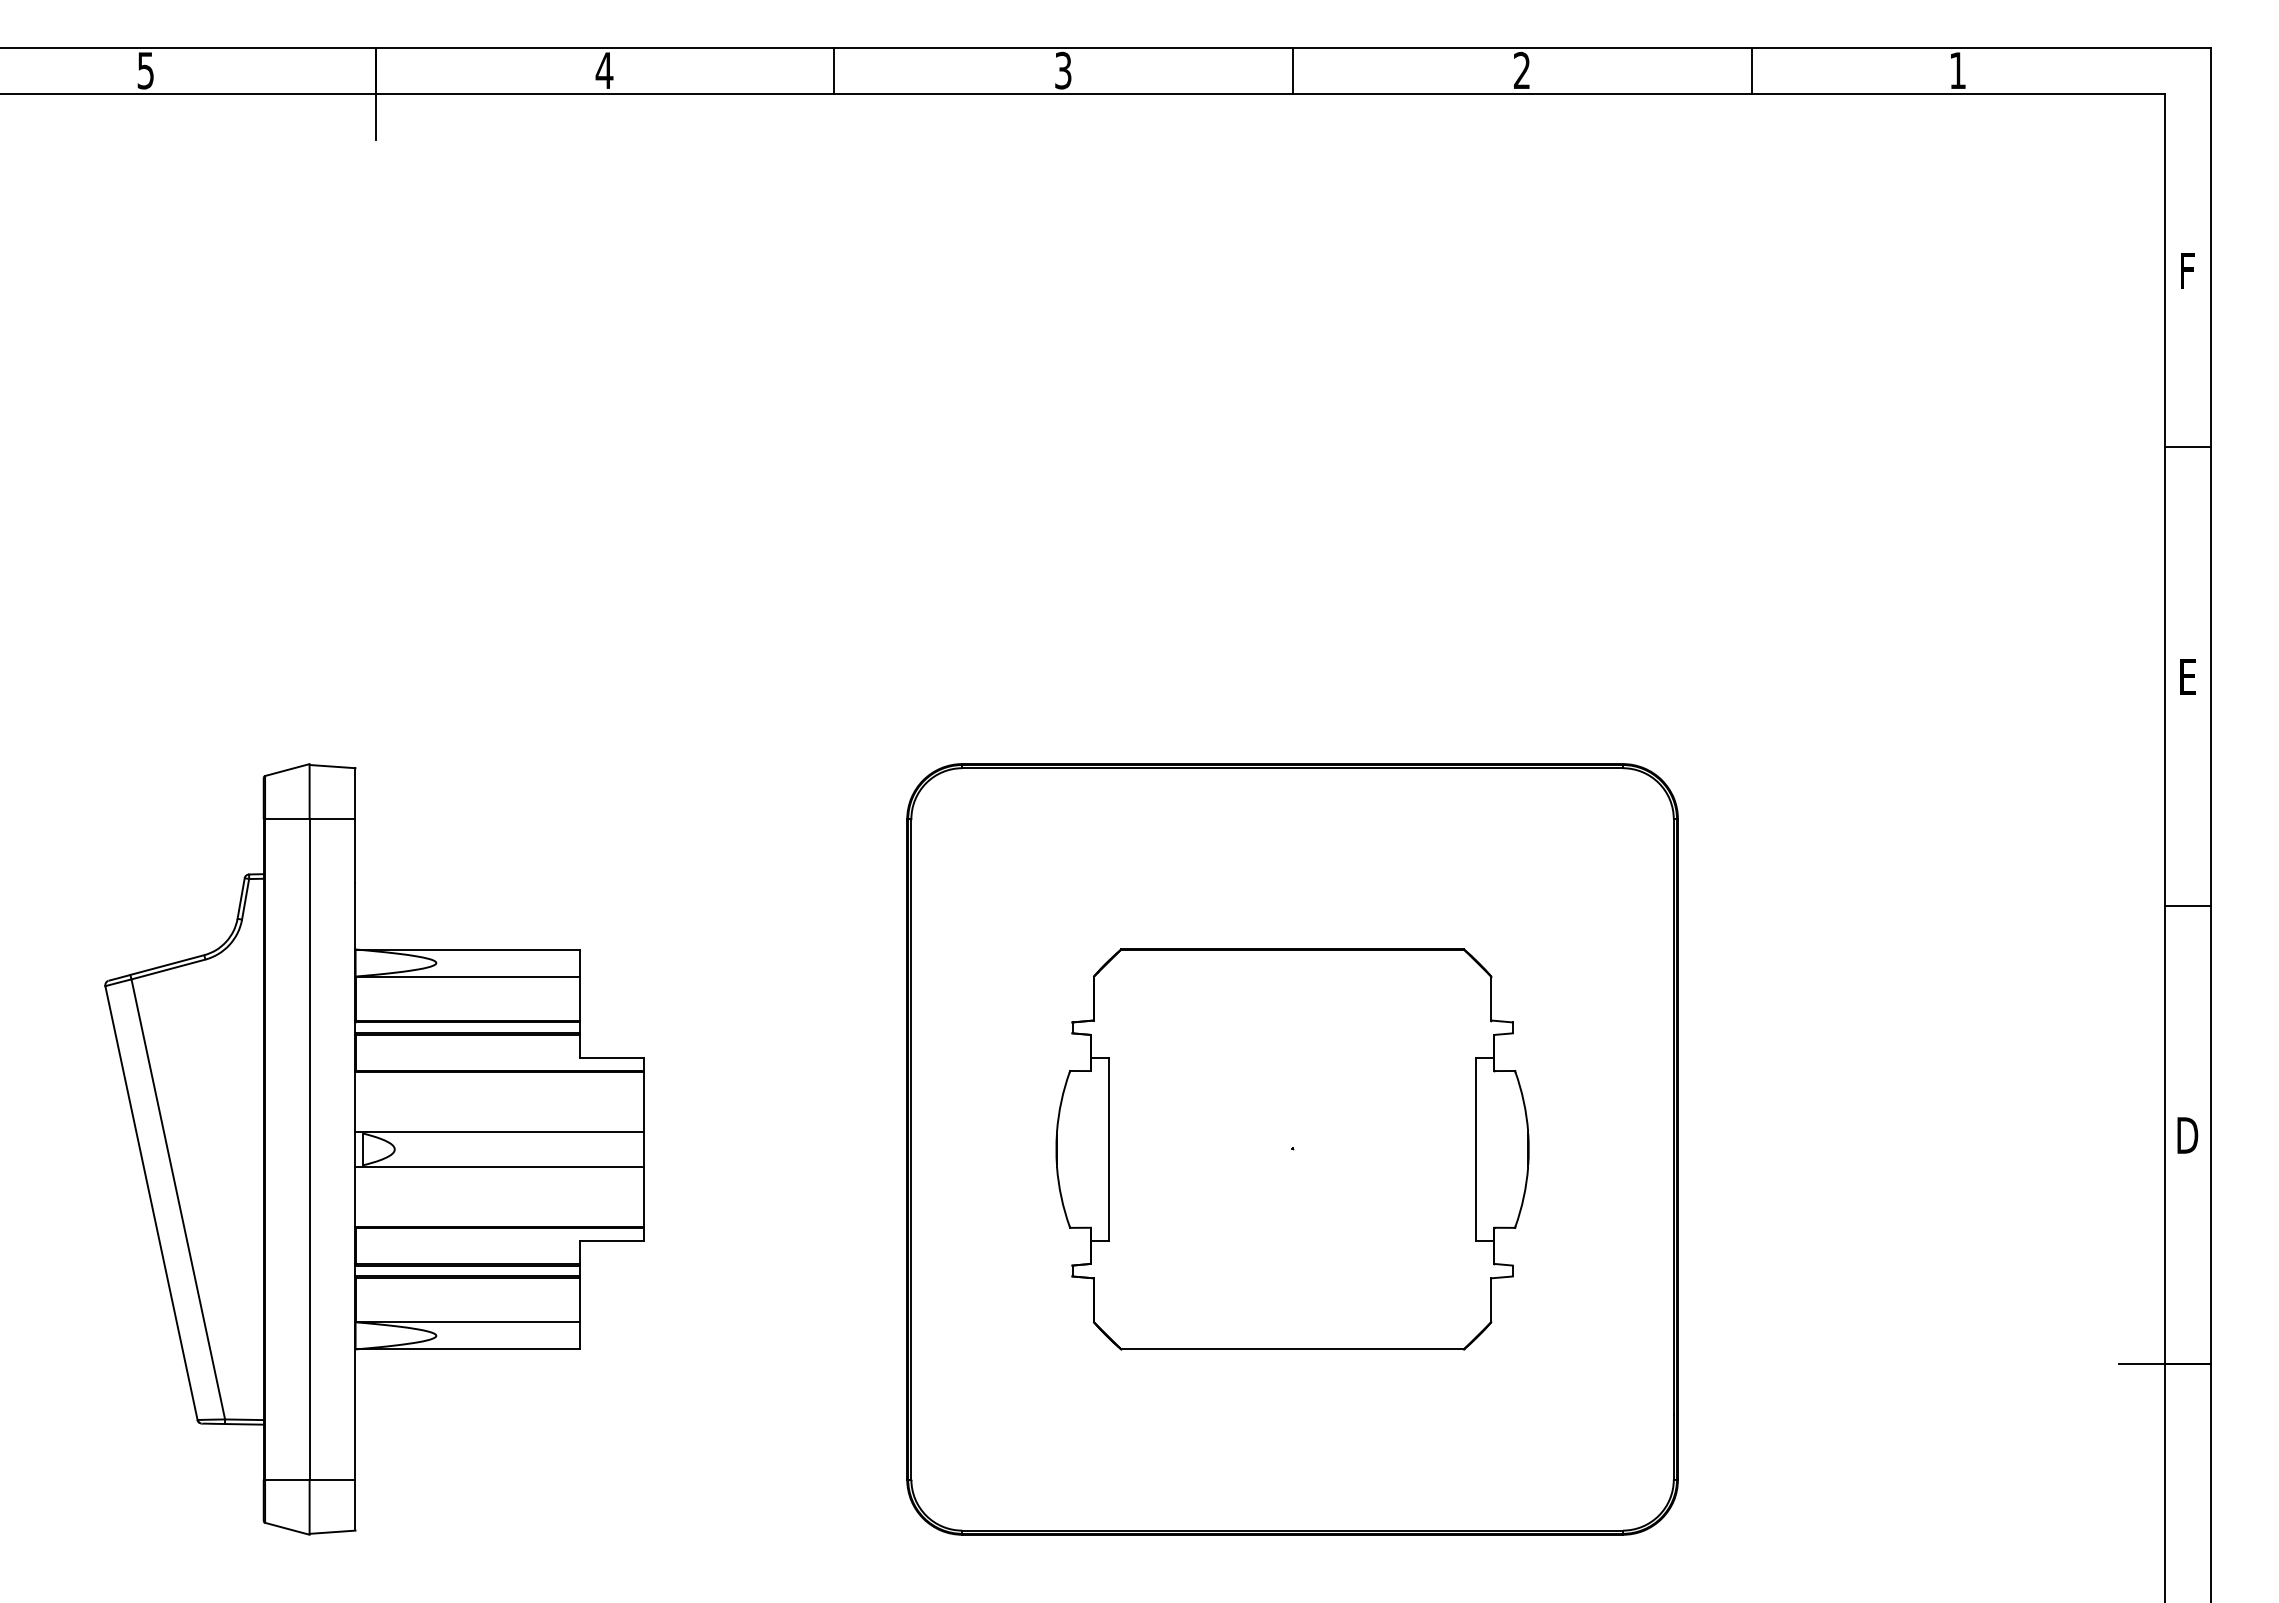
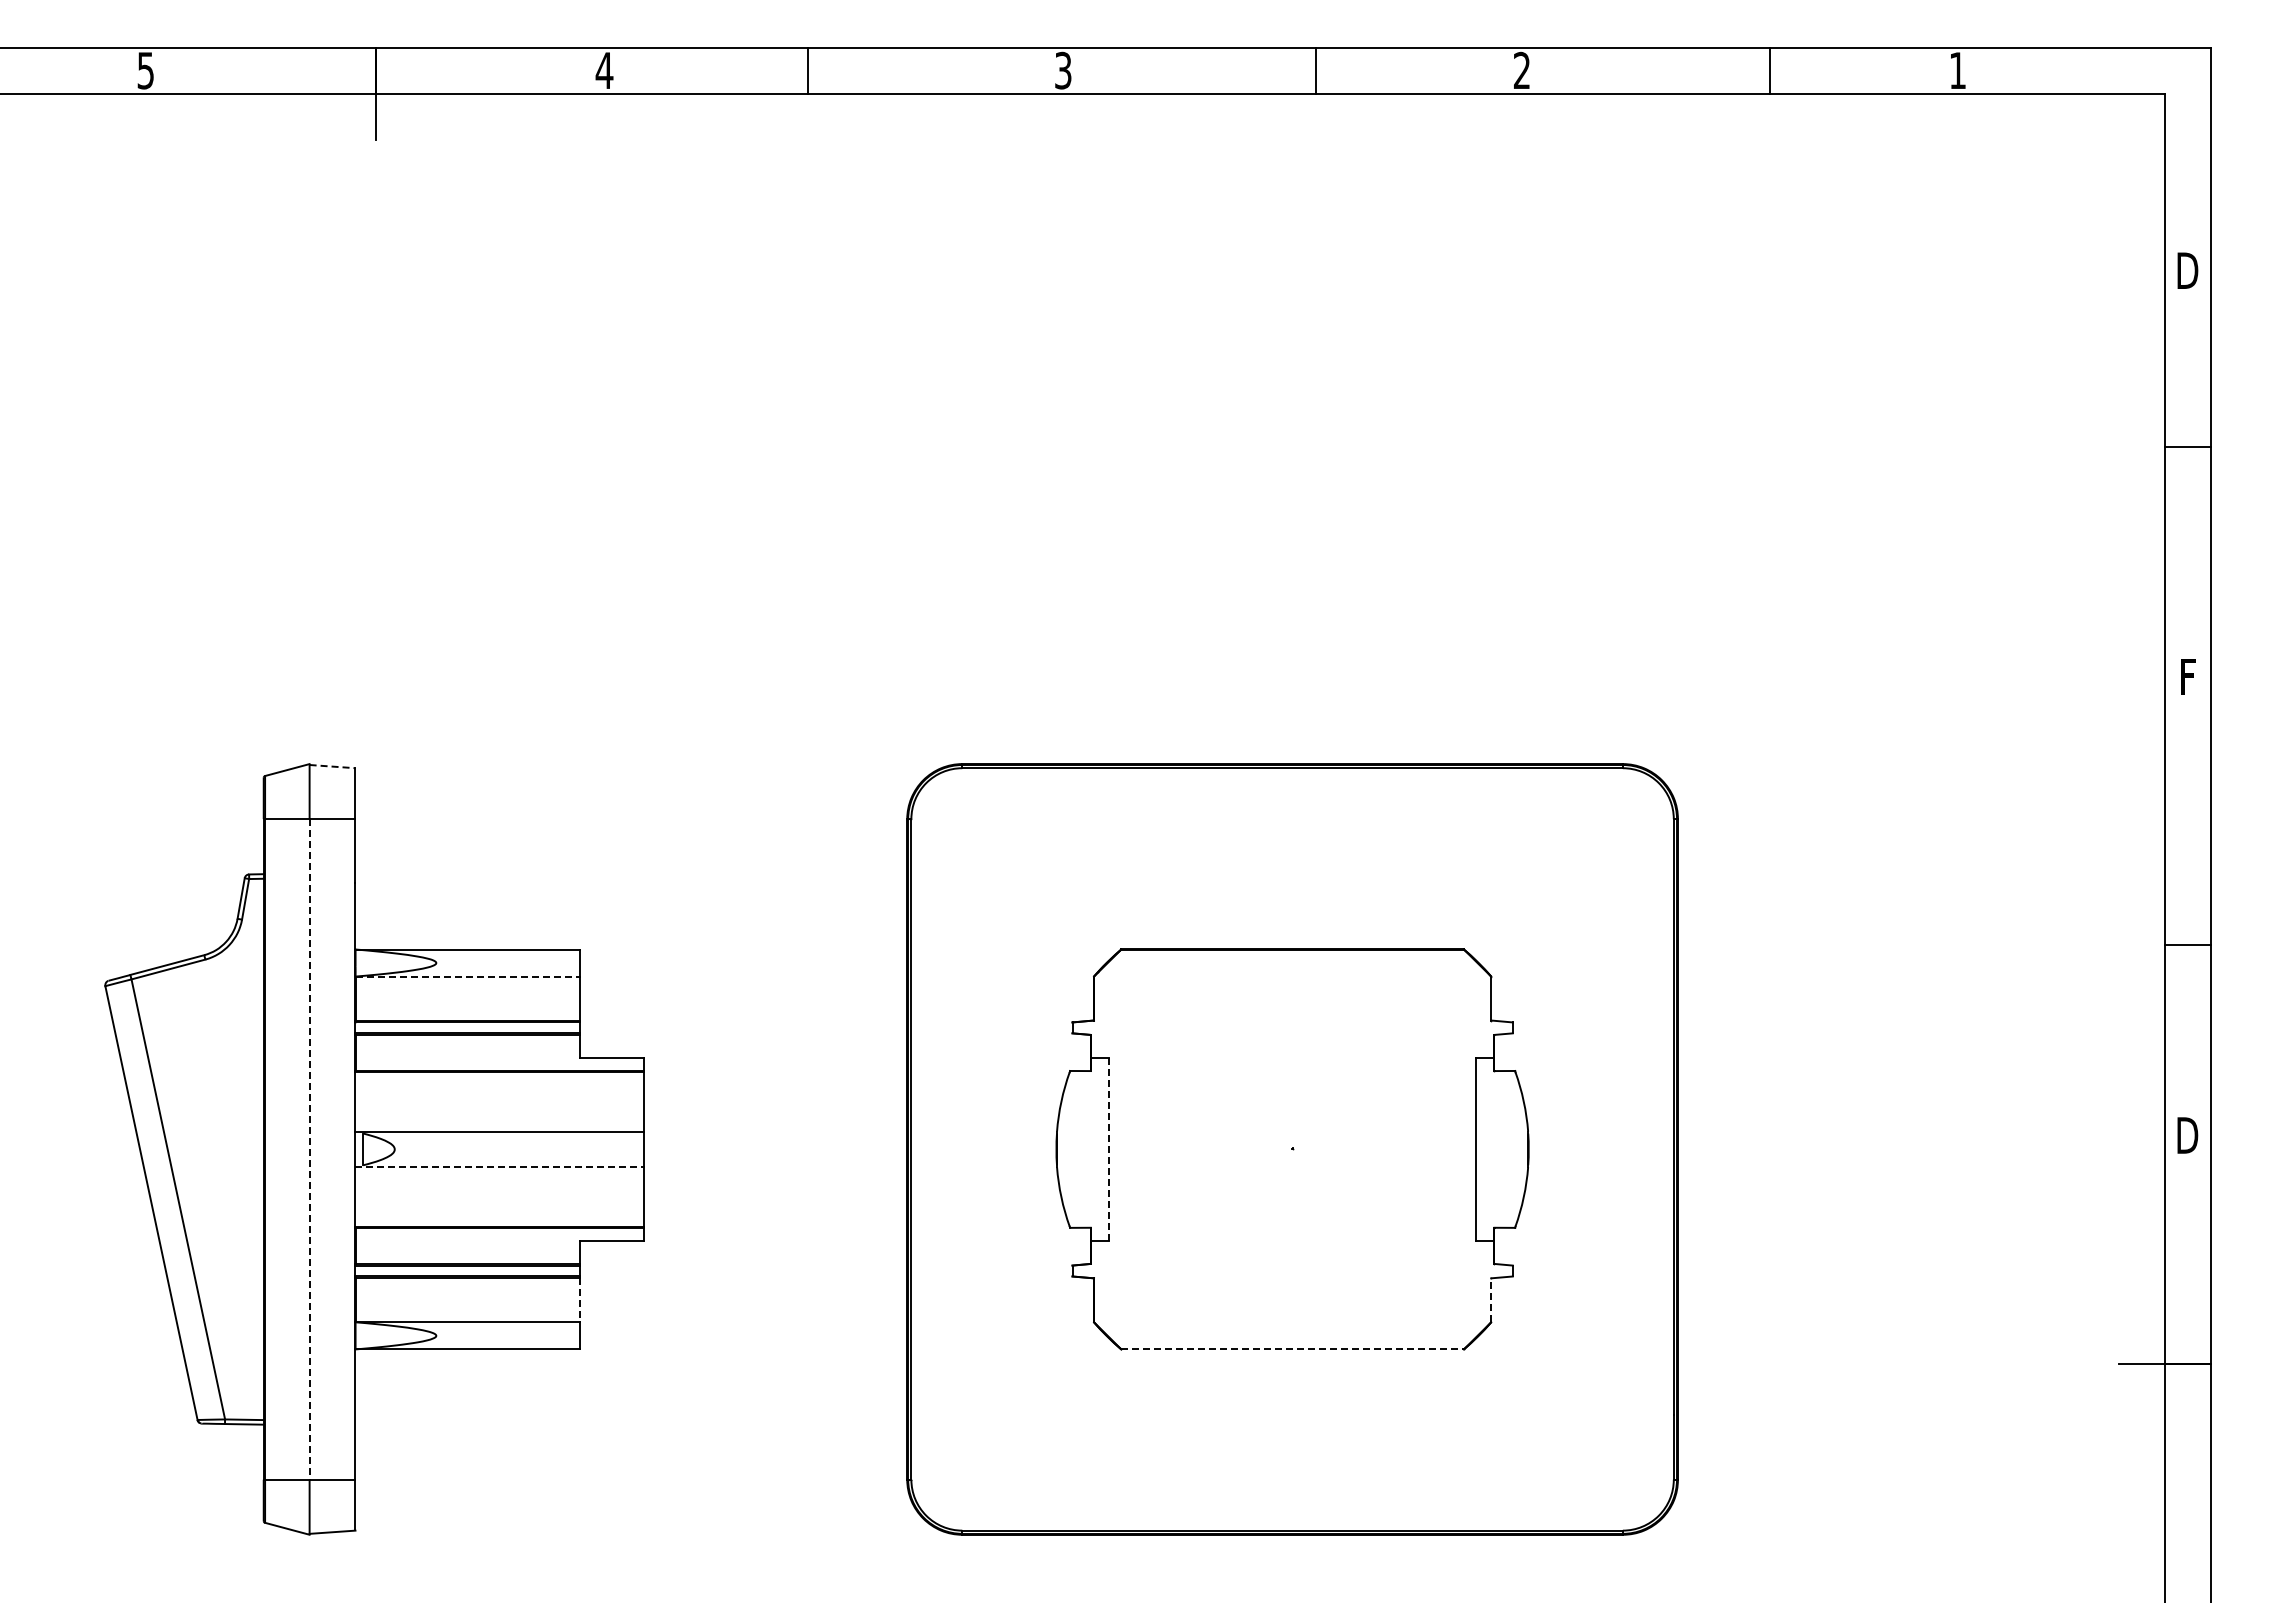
line position: (834, 70) -> (808, 70) (808, 70)
line position: (1293, 70) -> (1316, 70) (1316, 70)
line position: (1751, 70) -> (1769, 70) (1769, 70)
text: F -> D (2187, 270)
text: E -> F (2187, 676)
line: solid -> dashed (332, 766)
line position: (2187, 905) -> (2187, 944) (2187, 944)
line: solid -> dashed (468, 976)
line: solid -> dashed (309, 1149)
line: solid -> dashed (1109, 1149)
line: solid -> dashed (499, 1167)
line: solid -> dashed (580, 1300)
line: solid -> dashed (1491, 1300)
line: solid -> dashed (1293, 1349)
